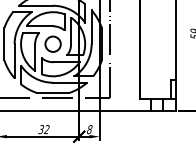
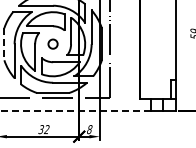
circle size: 18x18 px -> 12x12 px (52, 43)
line: solid -> dashed (4, 44)
line: solid -> dashed (75, 111)
